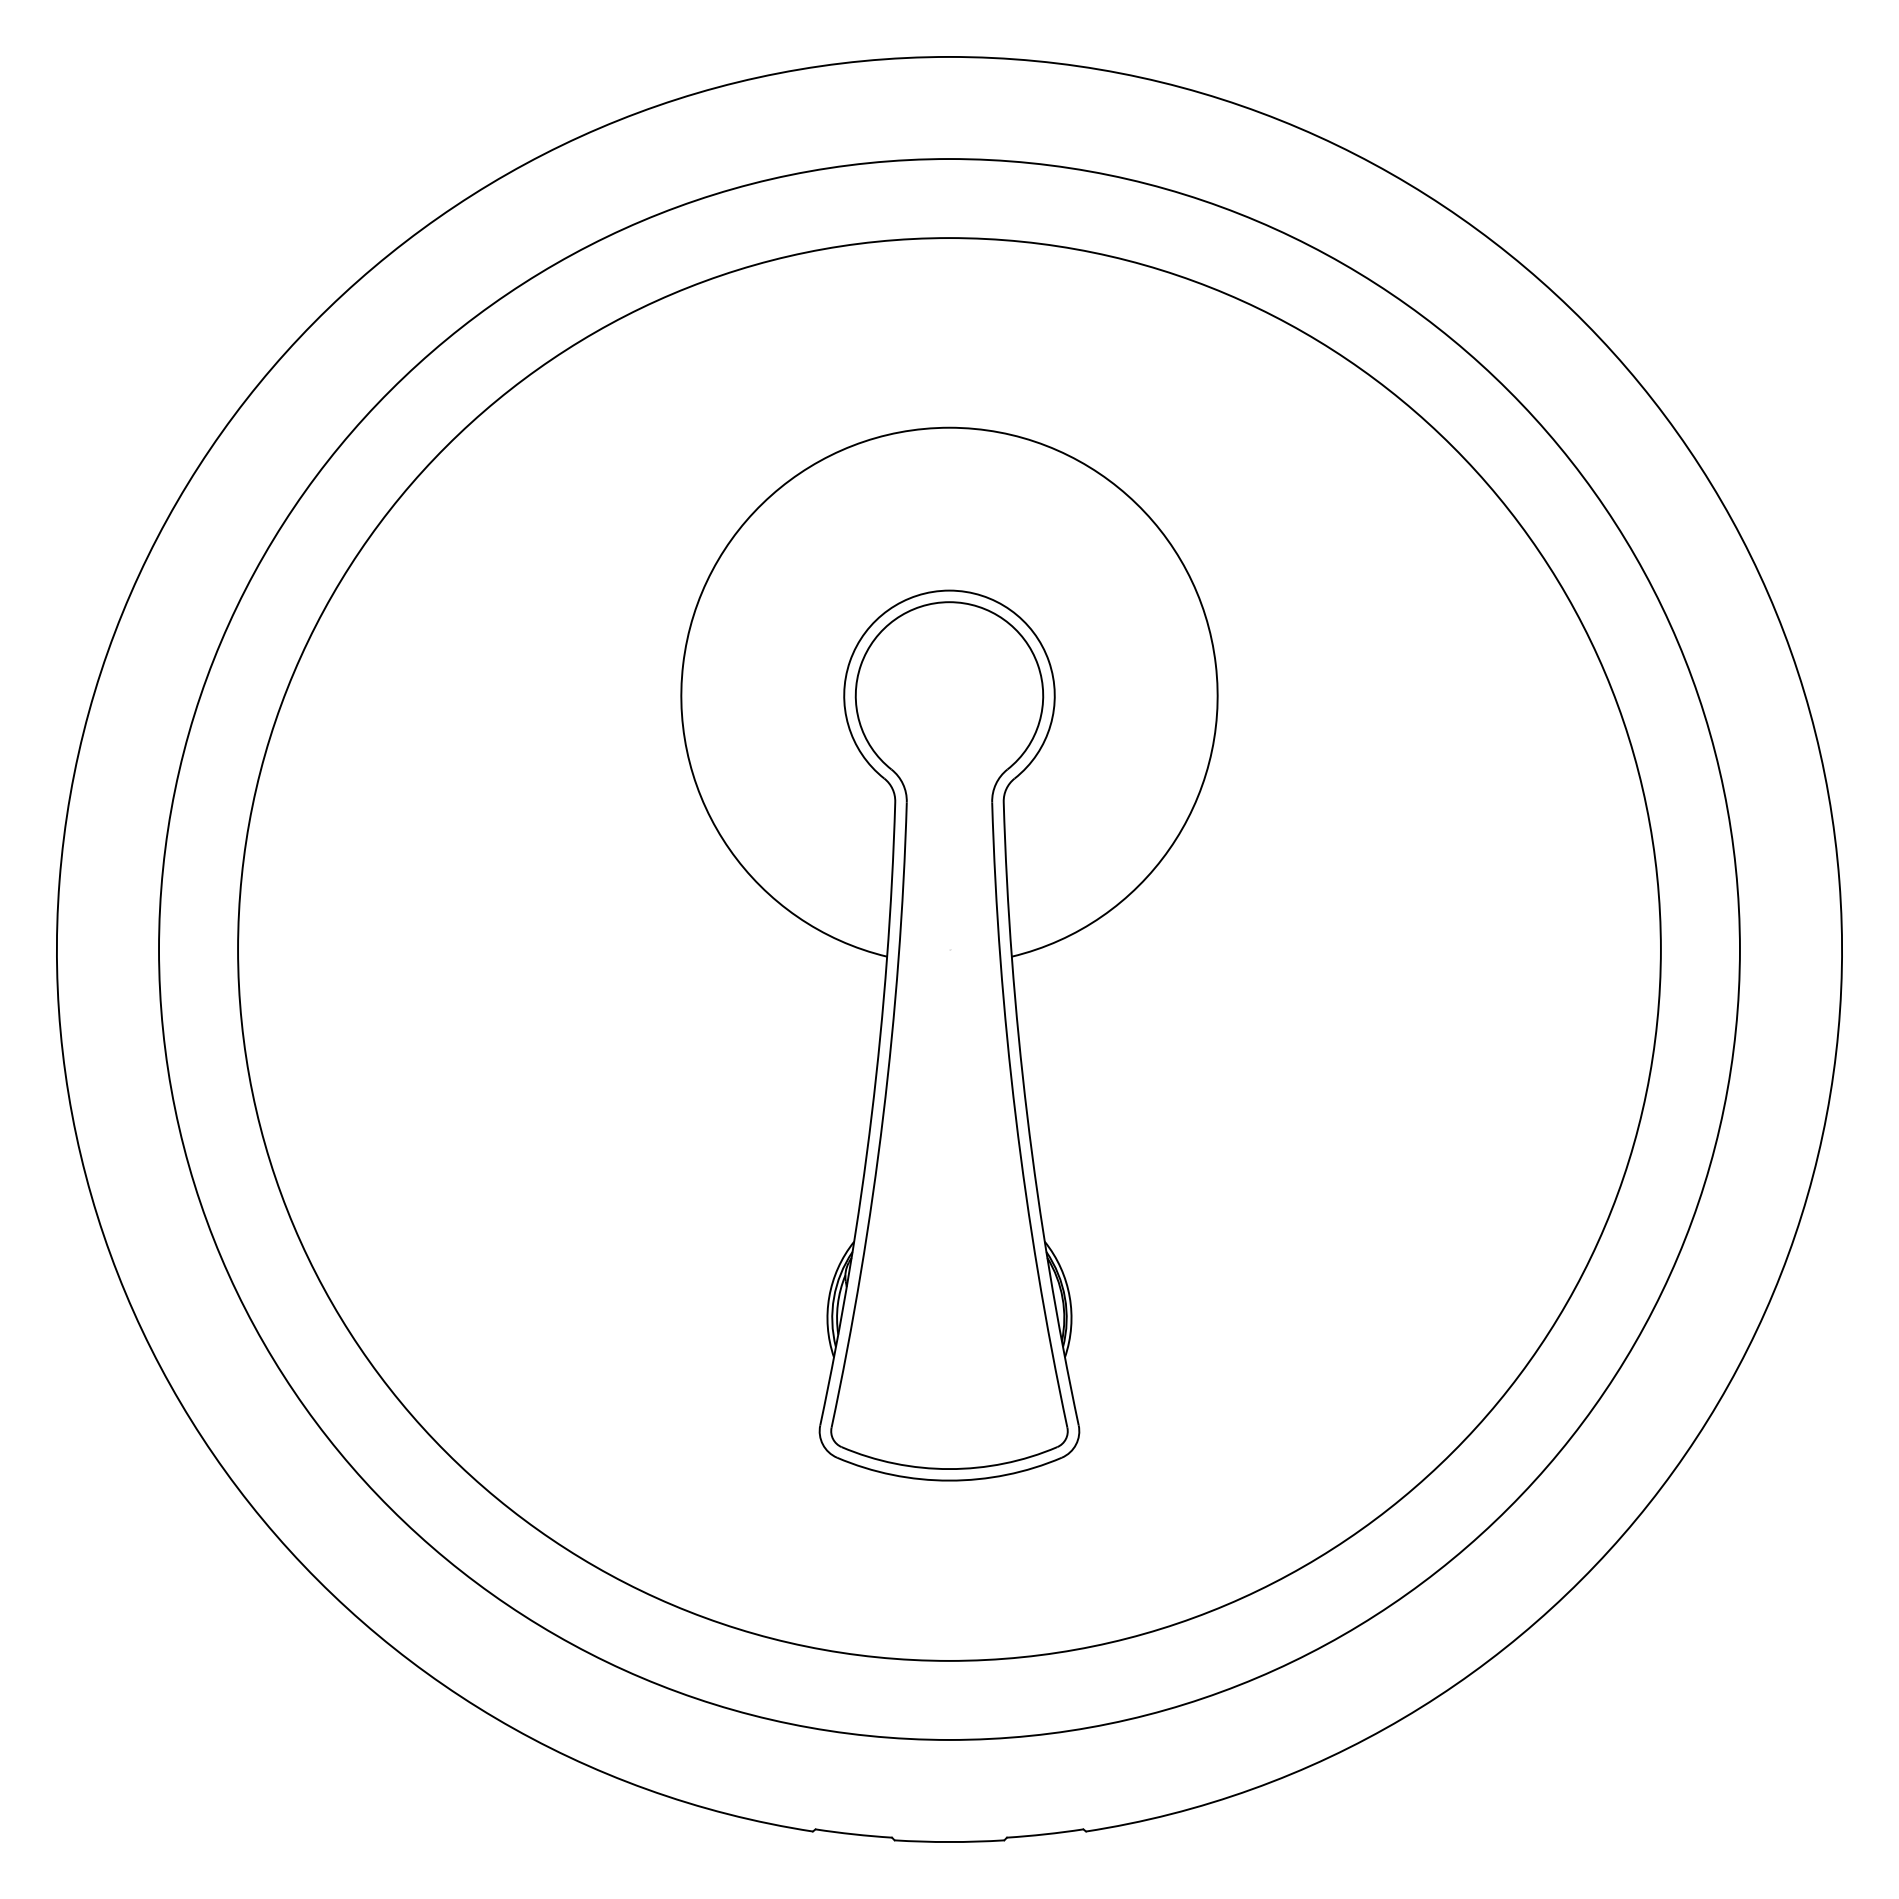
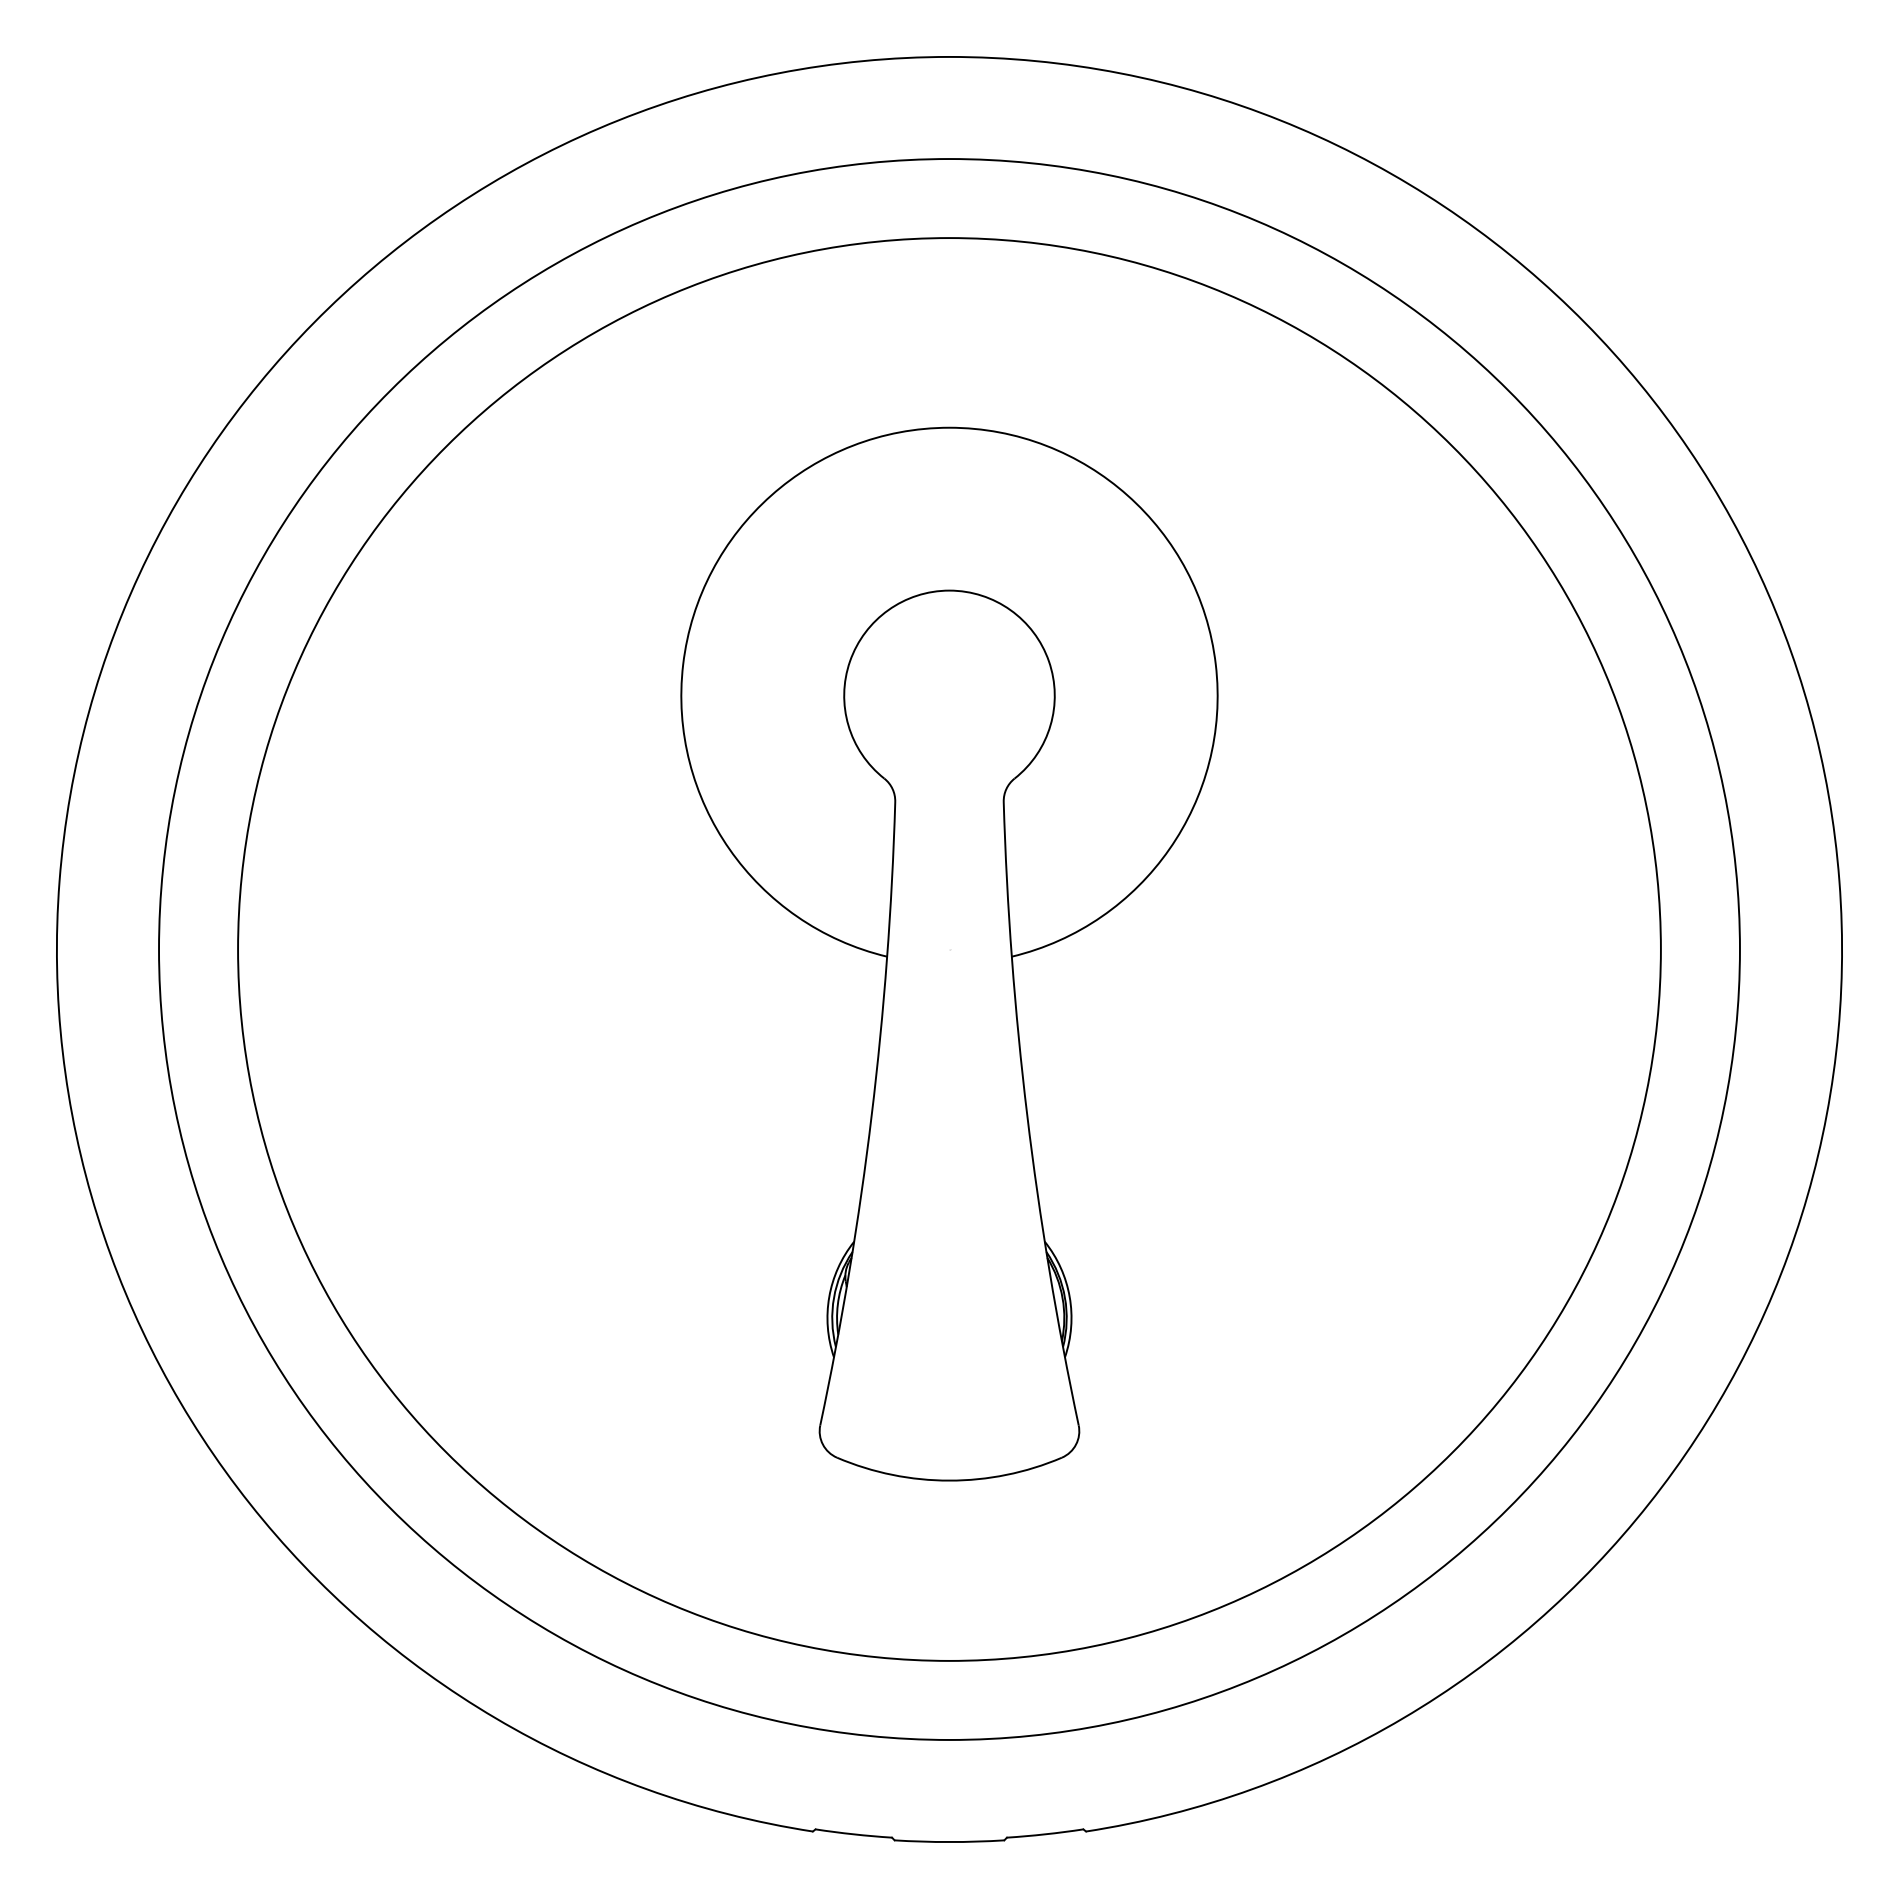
part: present -> none (949, 1035)
